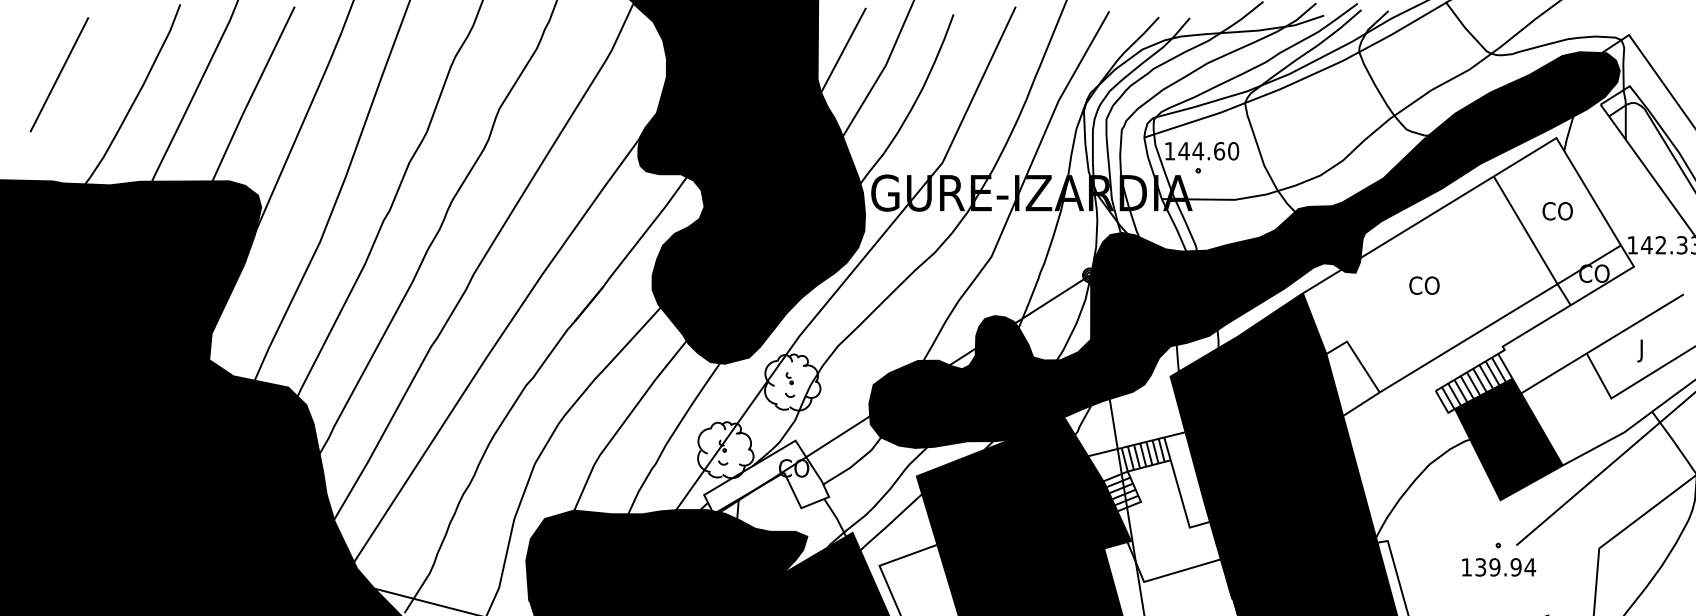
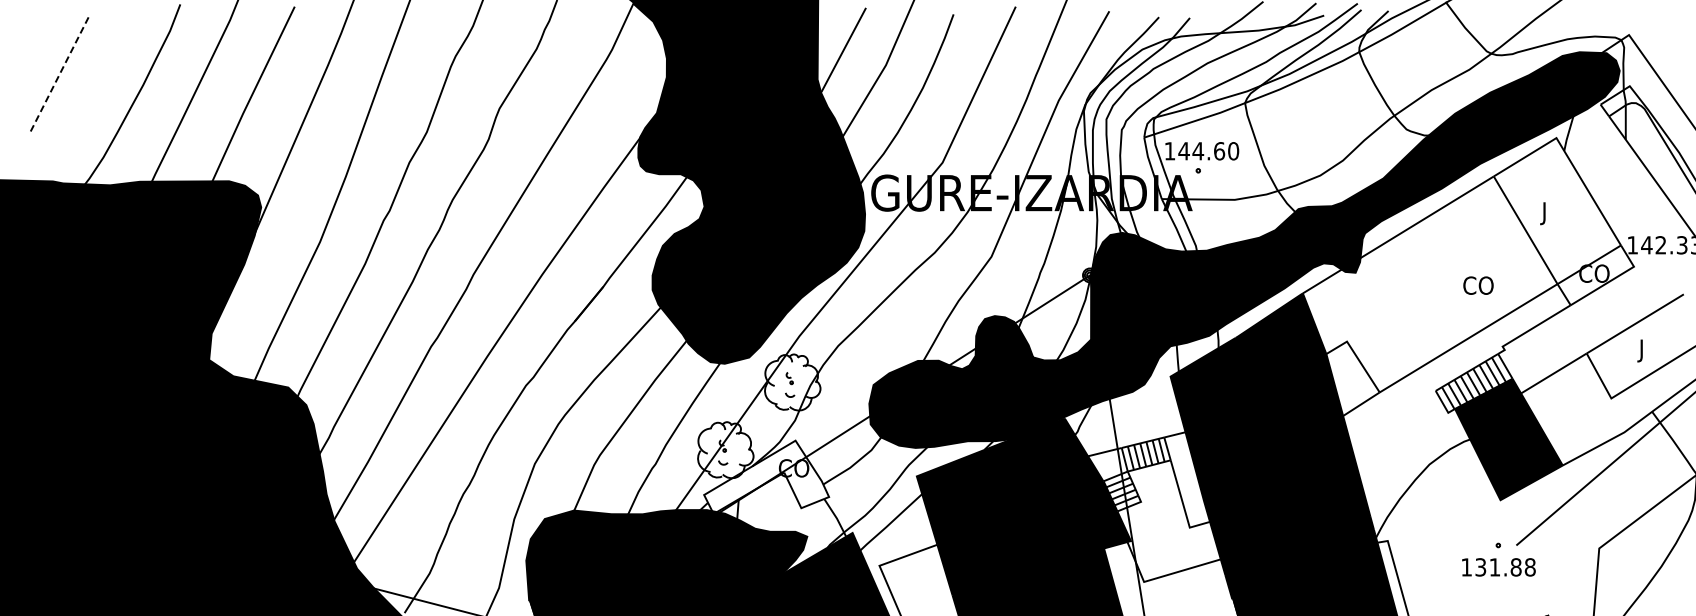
line: solid -> dashed (59, 75)
text: CO -> J (1556, 213)
text position: (1424, 285) -> (1478, 285) (1478, 285)
text: 139.94 -> 131.88 (1512, 567)
